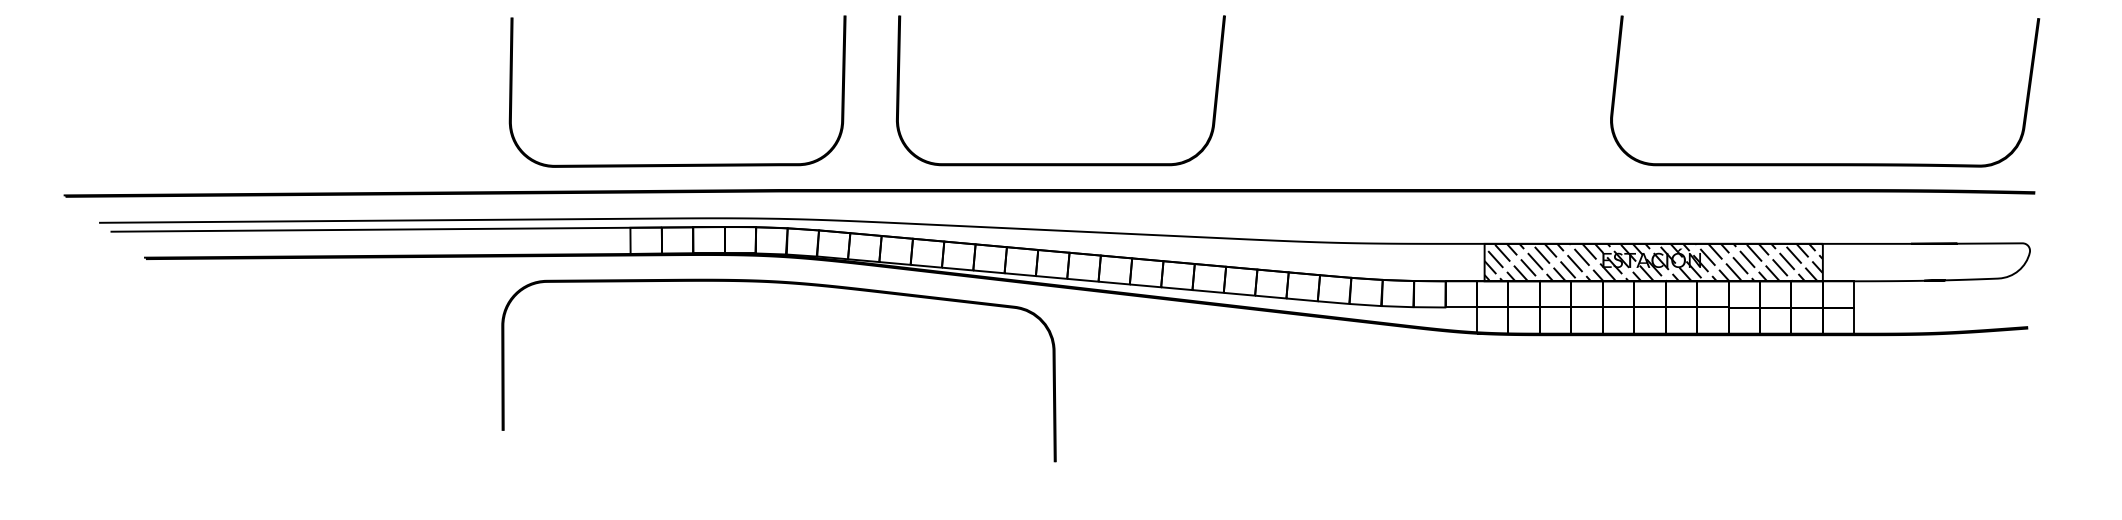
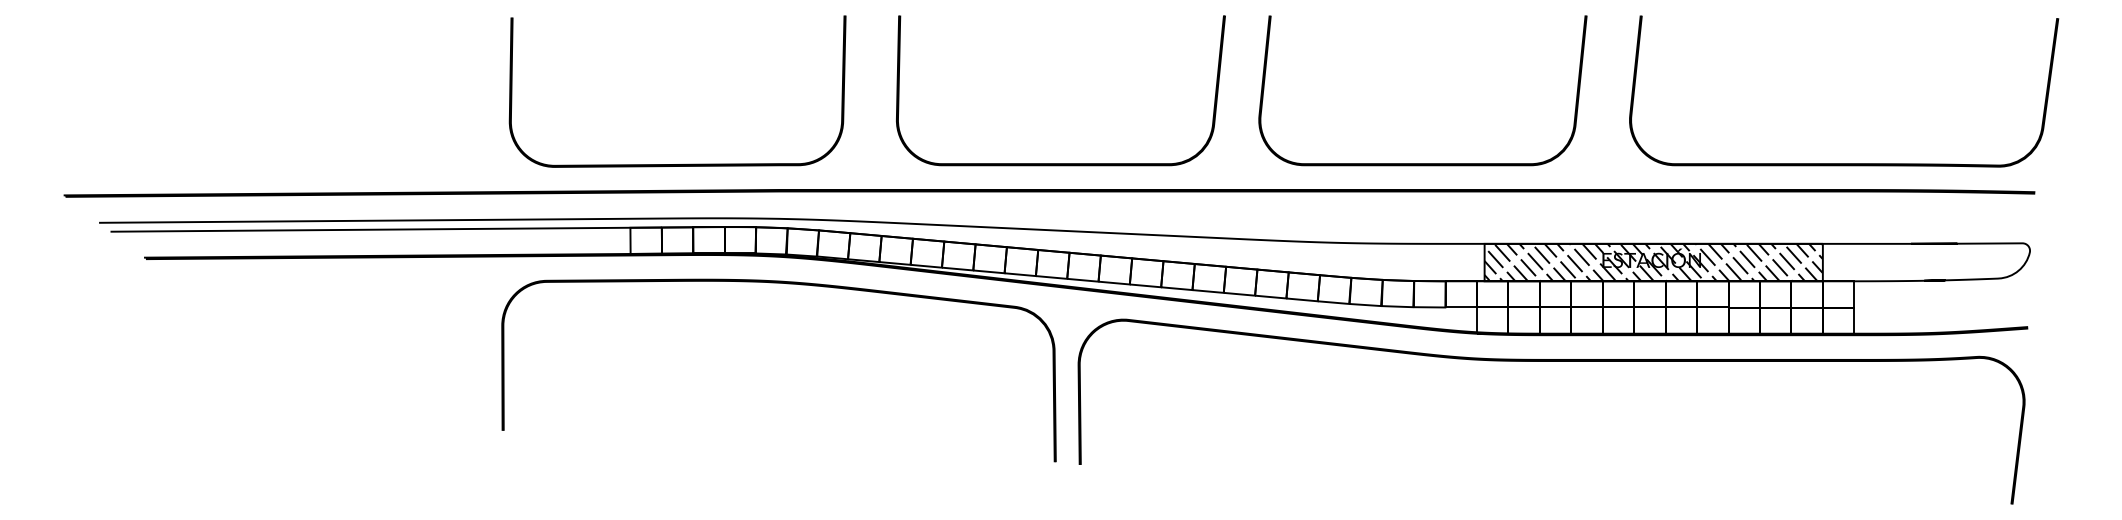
part: none -> present (1422, 163)
part position: (1825, 163) -> (1844, 163) (1844, 163)
part: none -> present (1551, 361)
